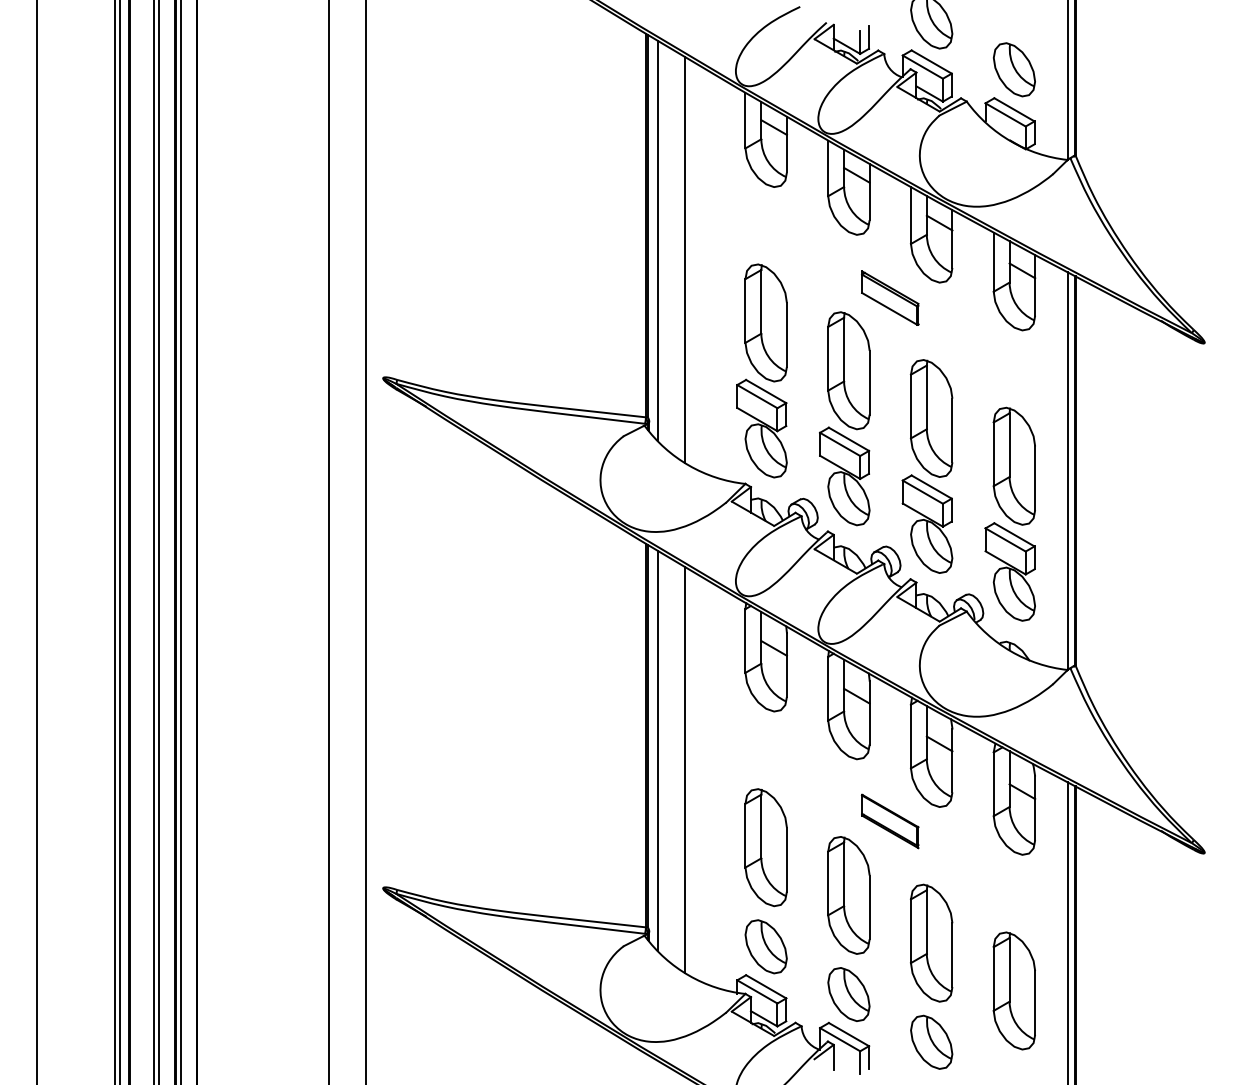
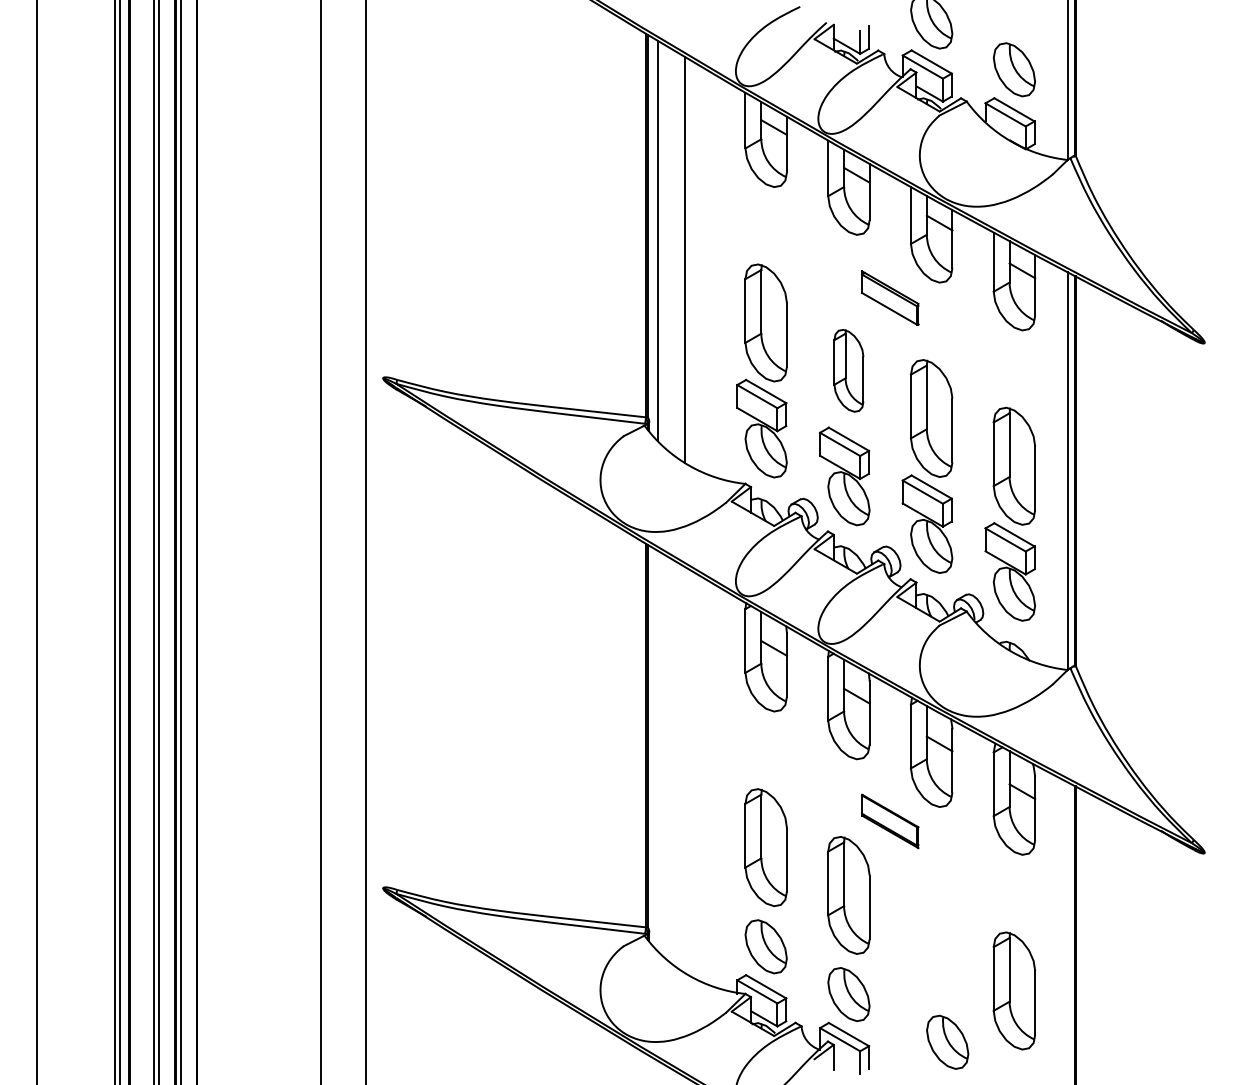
part size: 44x120 px -> 32x84 px (848, 370)
line position: (329, 541) -> (321, 541) (321, 541)
line: present -> none (657, 749)
line: present -> none (685, 769)
line: present -> none (1067, 931)
part: present -> none (931, 942)
part position: (931, 1041) -> (947, 1041) (947, 1041)
